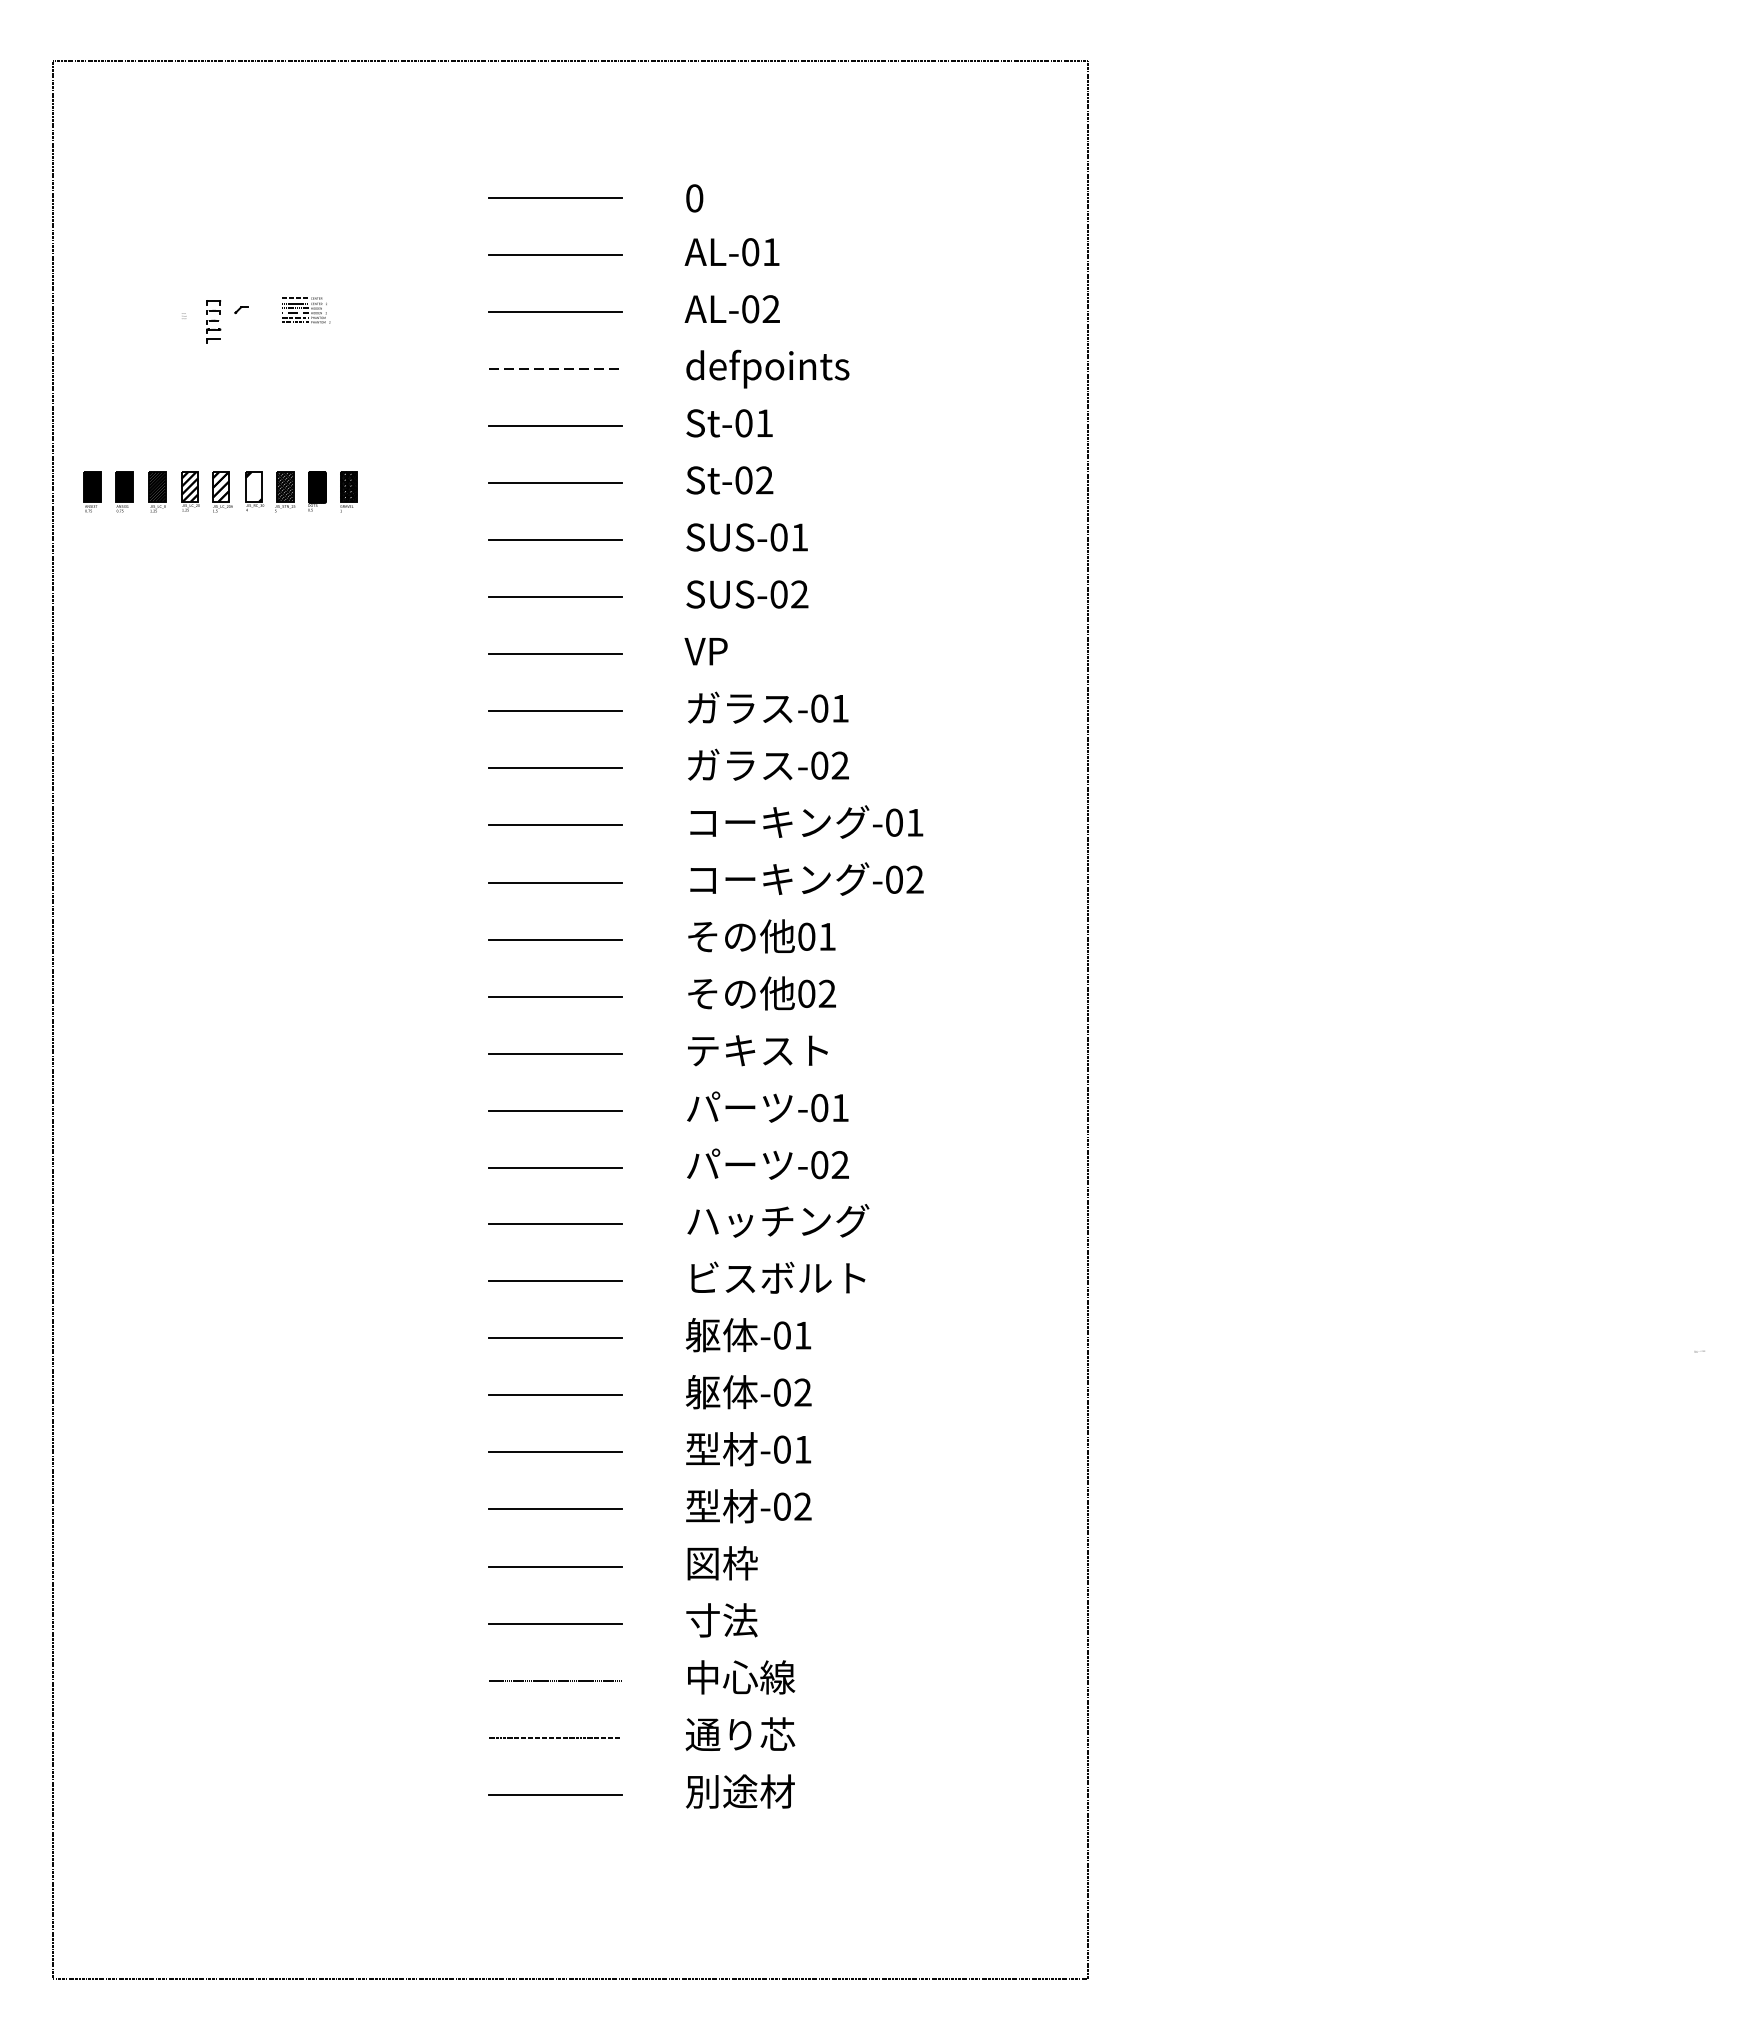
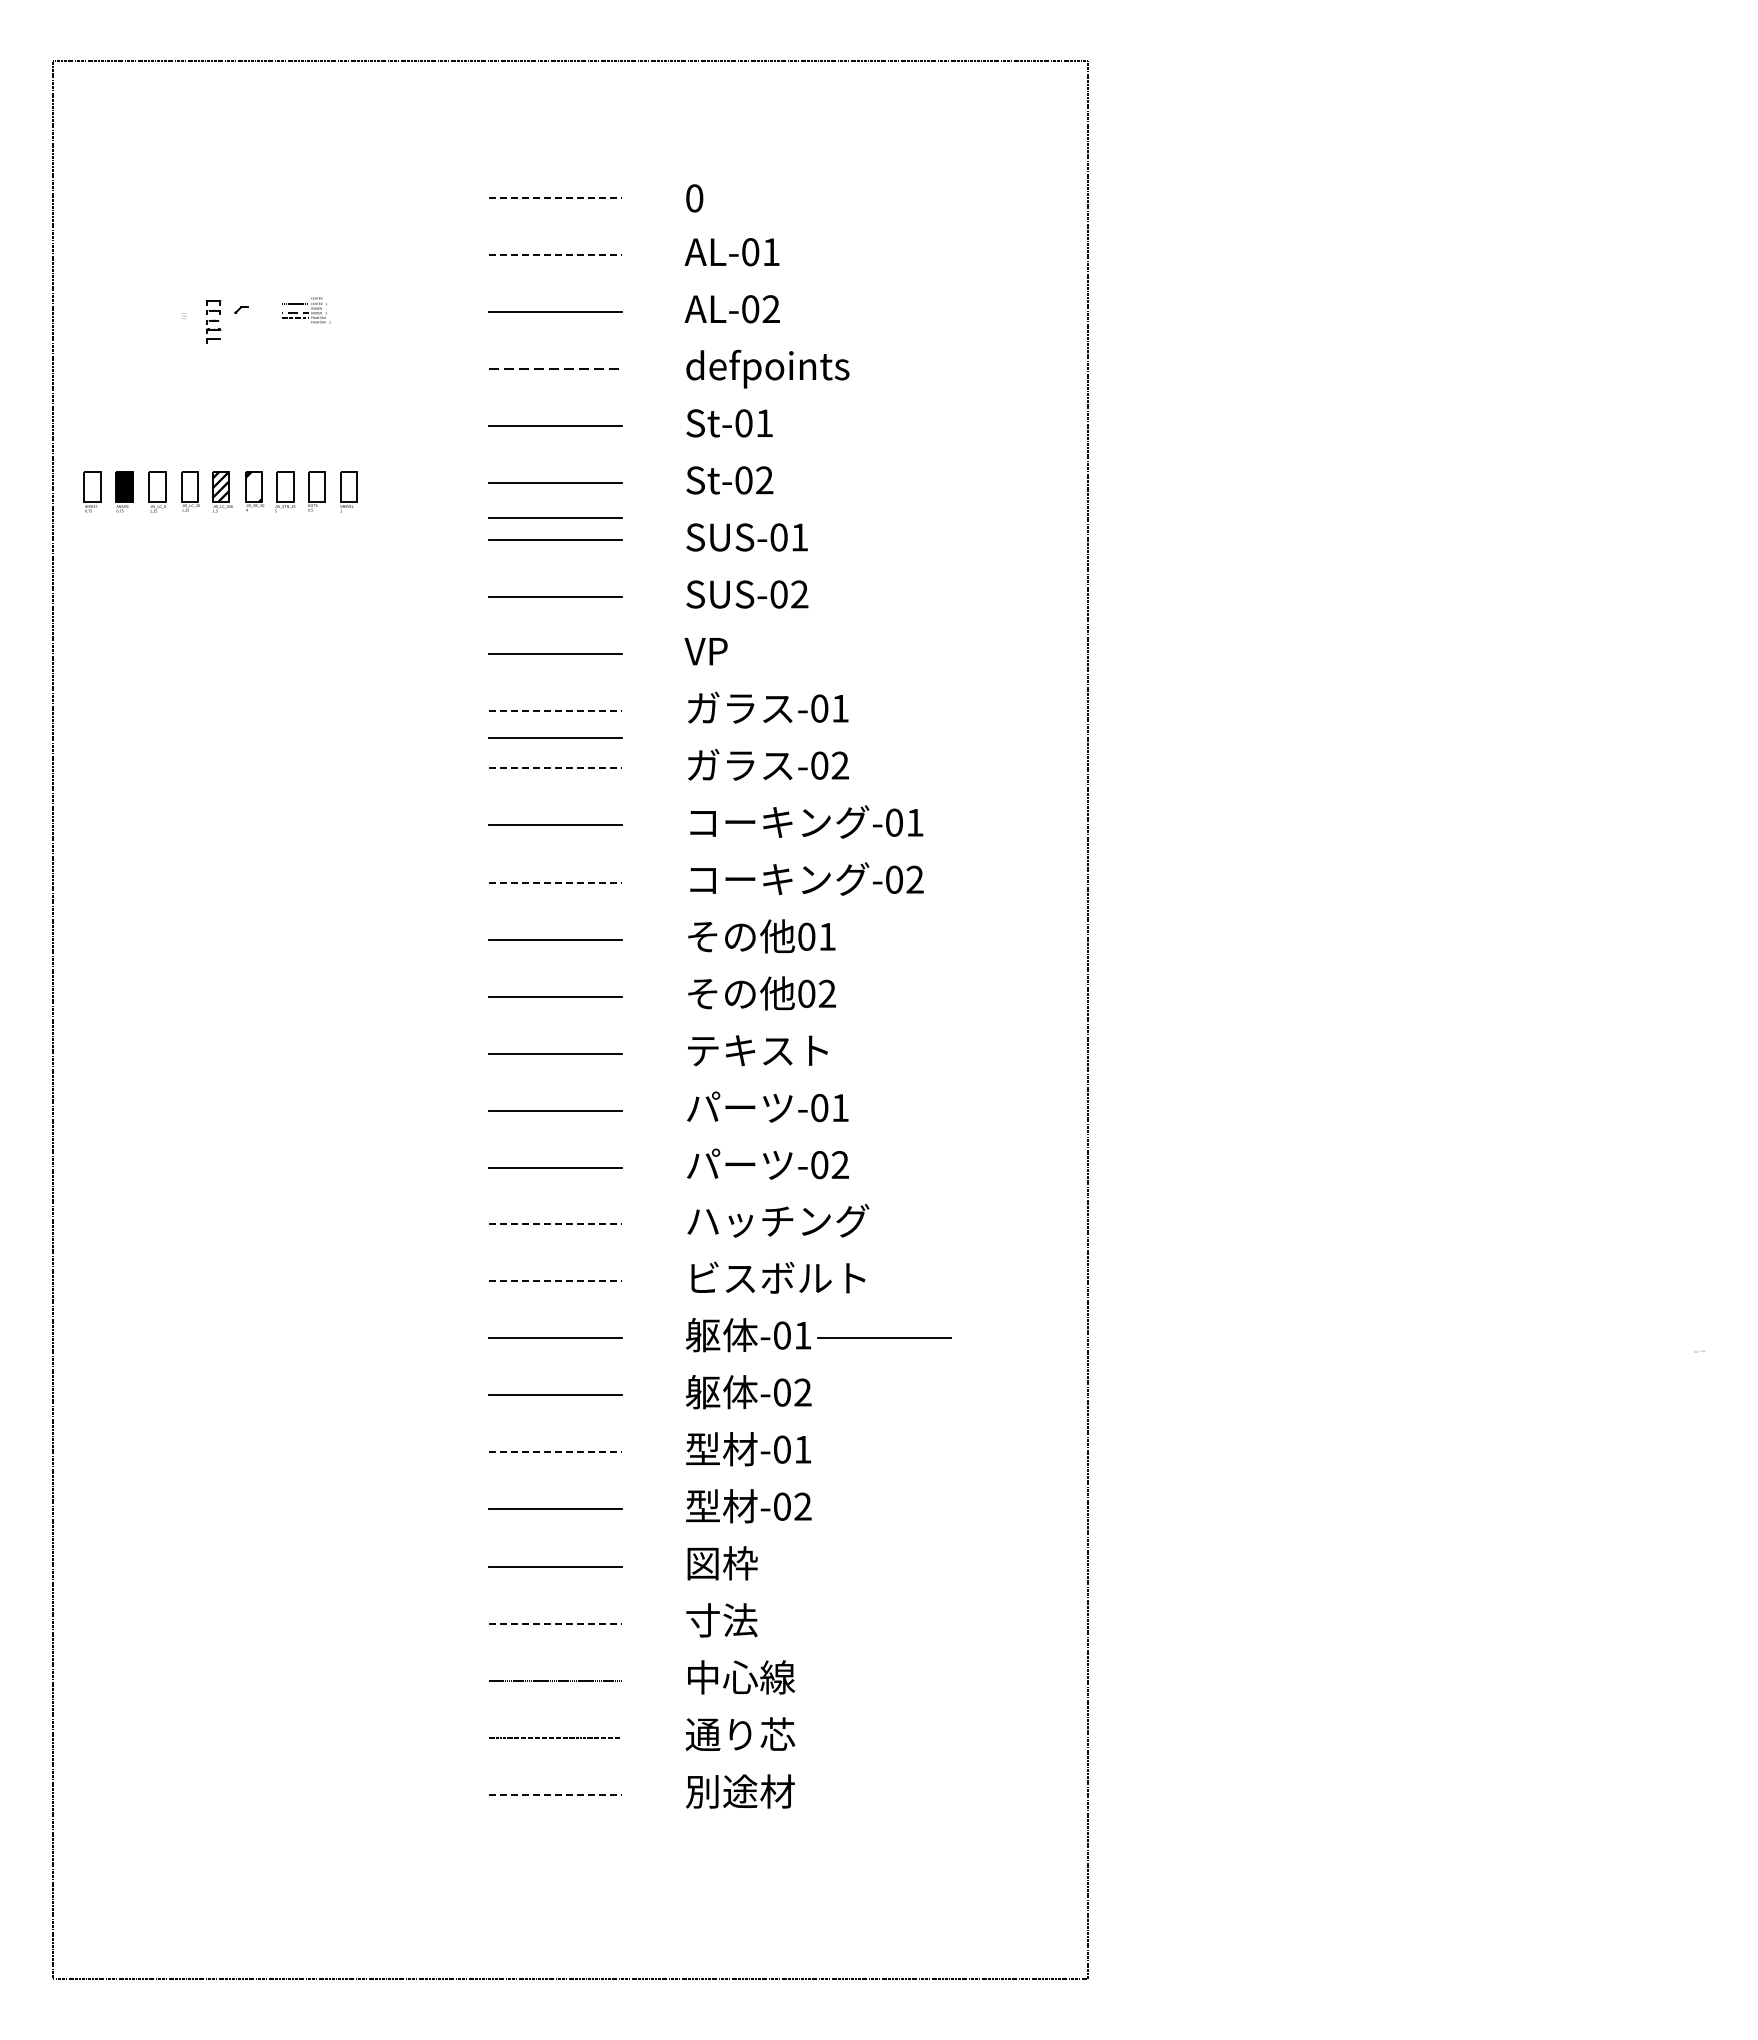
line: solid -> dashed (556, 197)
line: solid -> dashed (556, 254)
line: present -> none (294, 298)
line: present -> none (294, 308)
line: present -> none (294, 321)
hatch: present -> none (92, 486)
hatch: present -> none (157, 486)
hatch: present -> none (189, 486)
hatch: present -> none (285, 486)
hatch: present -> none (316, 486)
hatch: present -> none (348, 486)
line: none -> present (555, 517)
line: solid -> dashed (556, 711)
line: none -> present (555, 737)
line: solid -> dashed (556, 768)
line: solid -> dashed (556, 882)
line: solid -> dashed (556, 1224)
line: solid -> dashed (556, 1281)
line: none -> present (884, 1337)
line: solid -> dashed (556, 1452)
line: solid -> dashed (556, 1623)
line: solid -> dashed (556, 1794)
